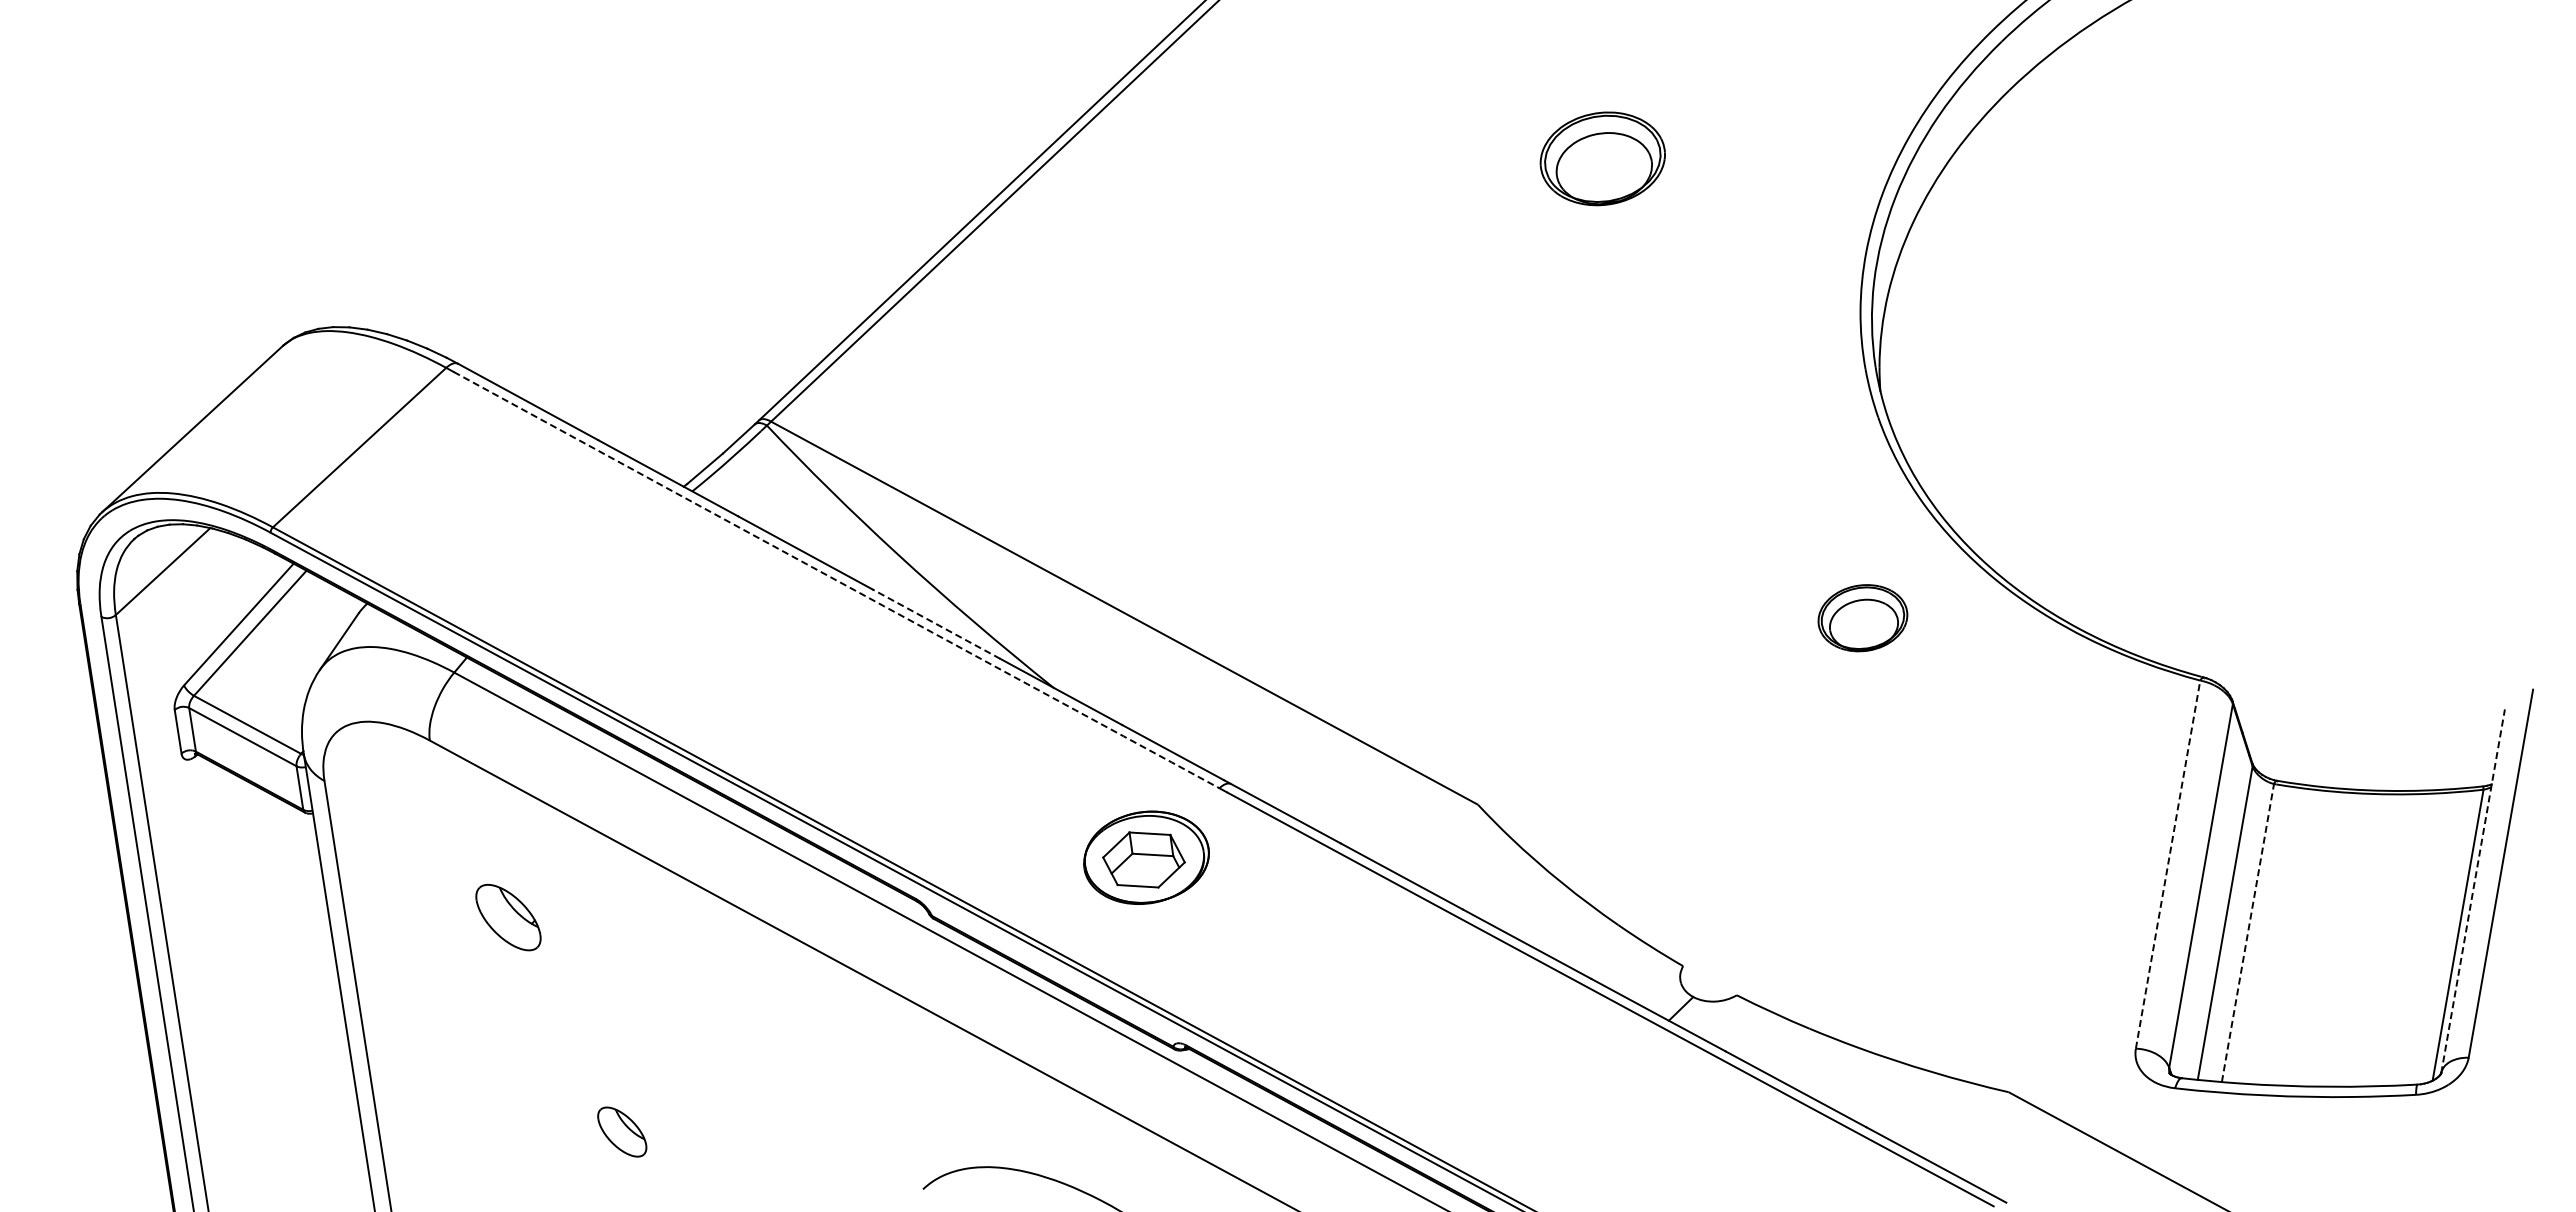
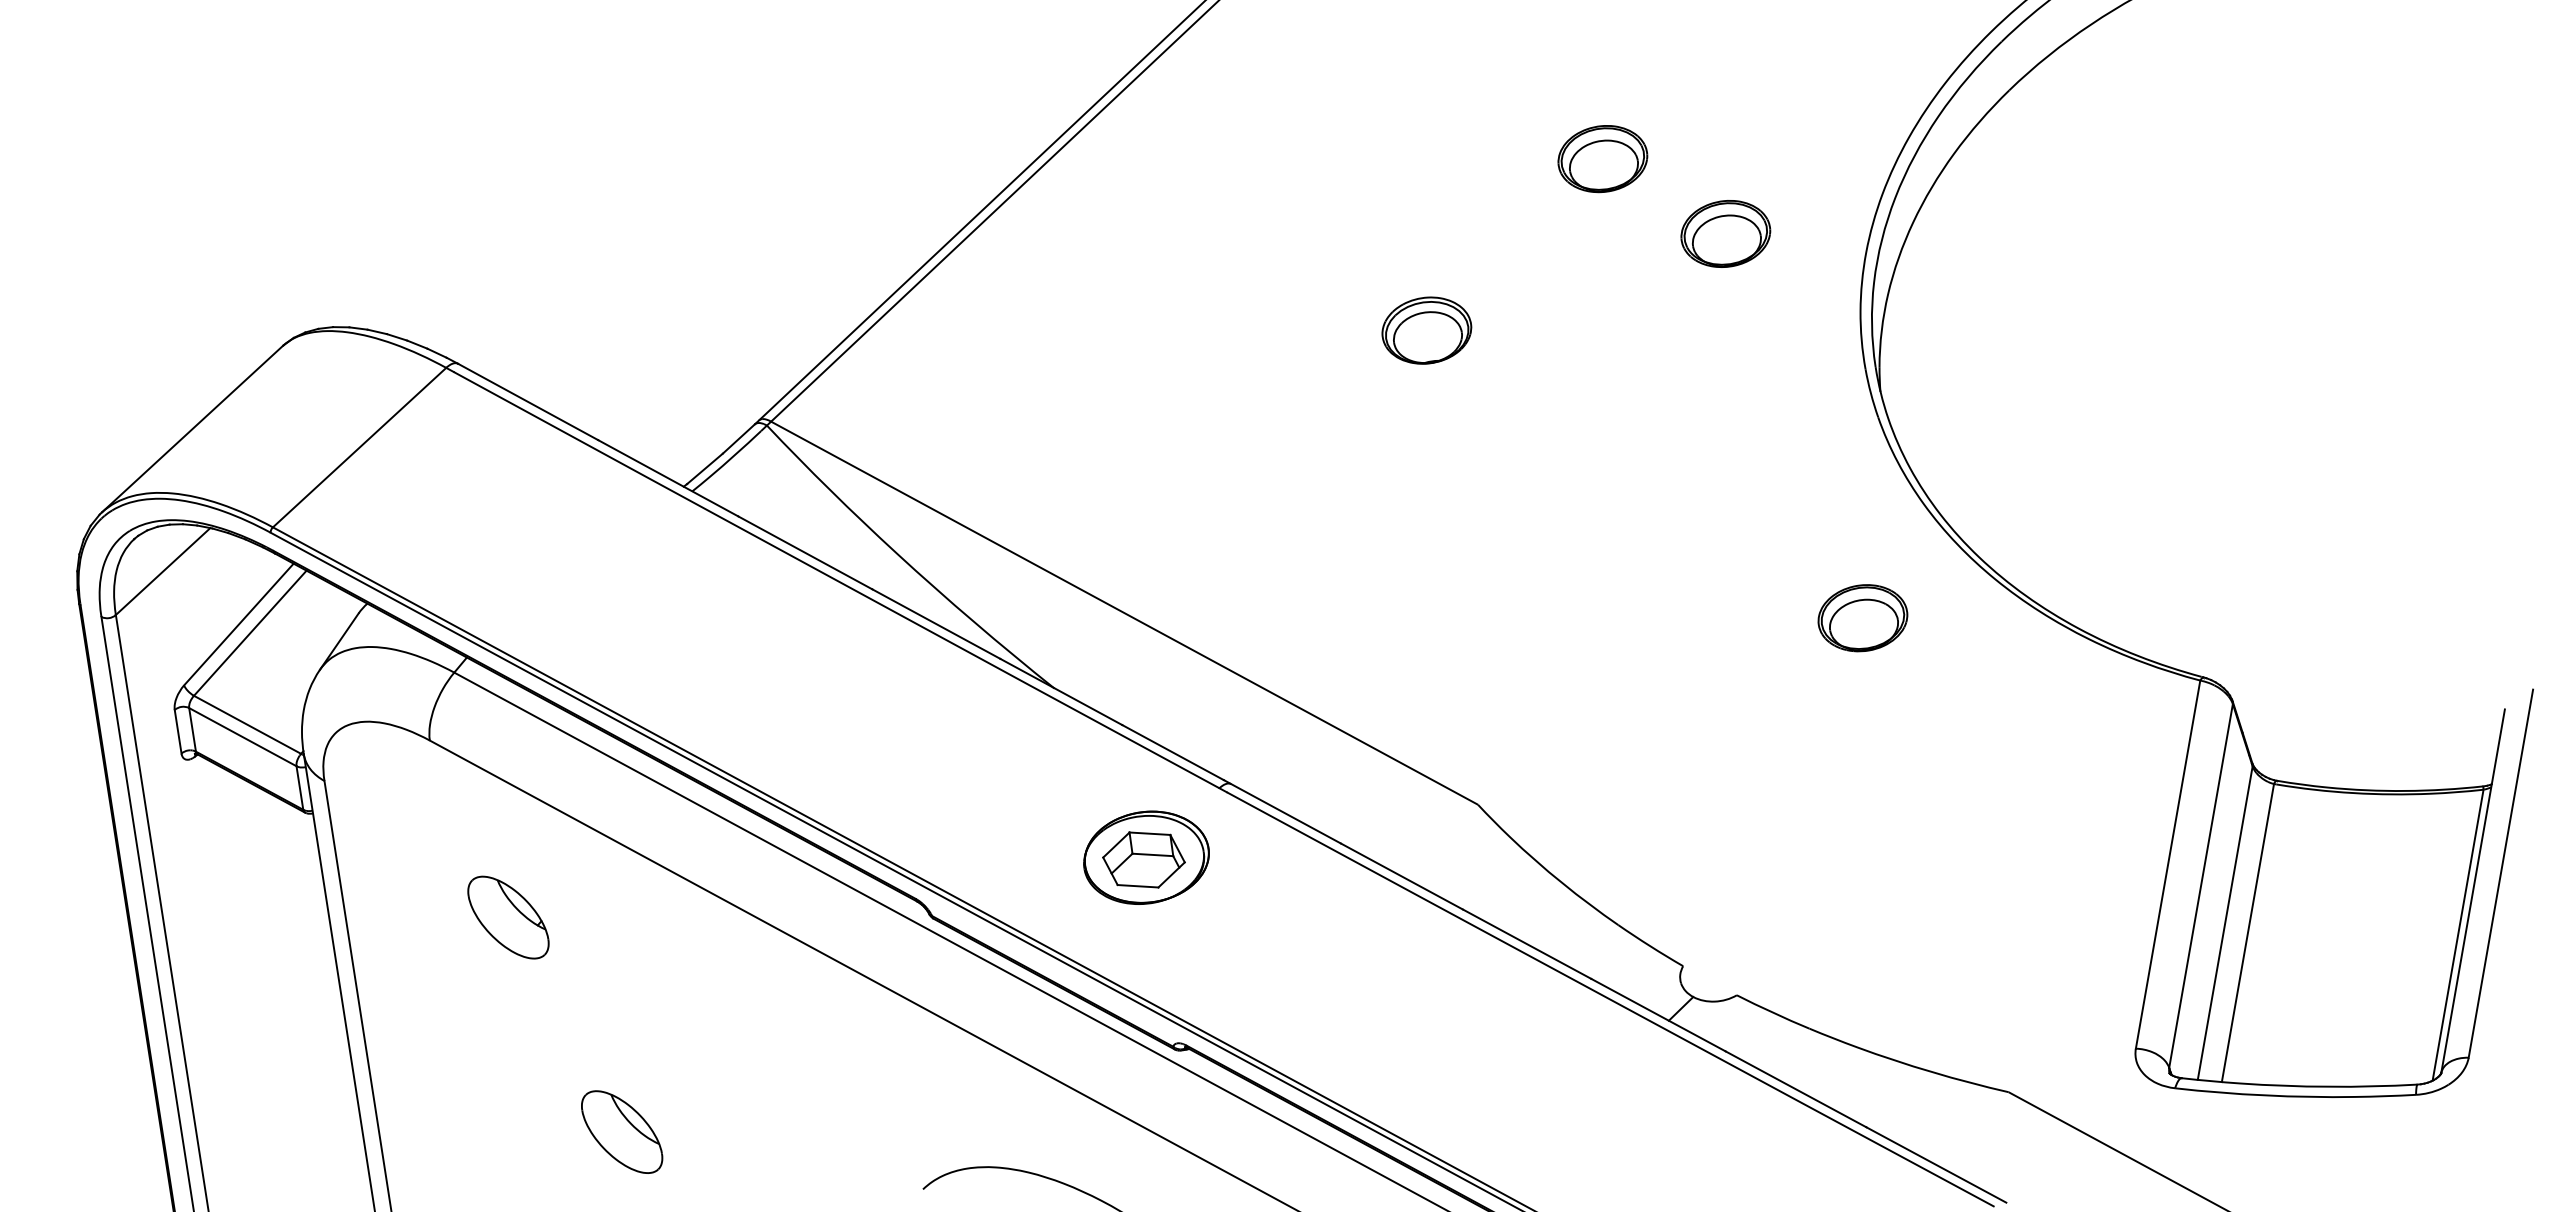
part size: 127x96 px -> 92x69 px (1602, 159)
part: none -> present (1725, 233)
part: none -> present (1426, 330)
arc: dashed -> solid (836, 580)
line: dashed -> solid (936, 624)
line: dashed -> solid (2168, 864)
line: dashed -> solid (2473, 891)
part size: 67x69 px -> 83x85 px (508, 917)
line: dashed -> solid (2248, 932)
part size: 51x52 px -> 83x84 px (622, 1131)
